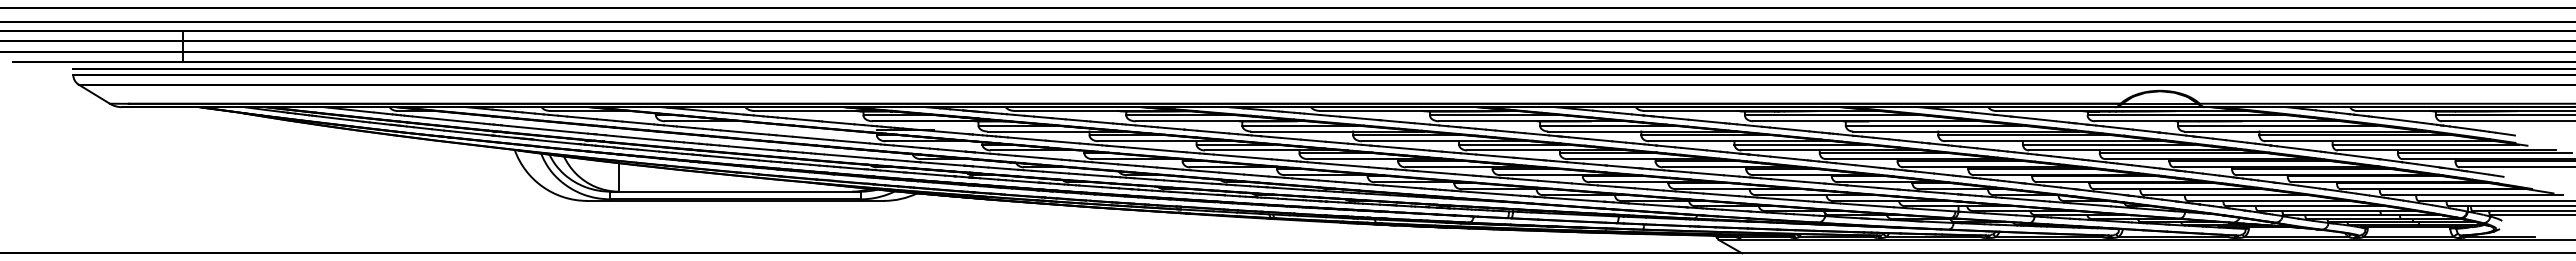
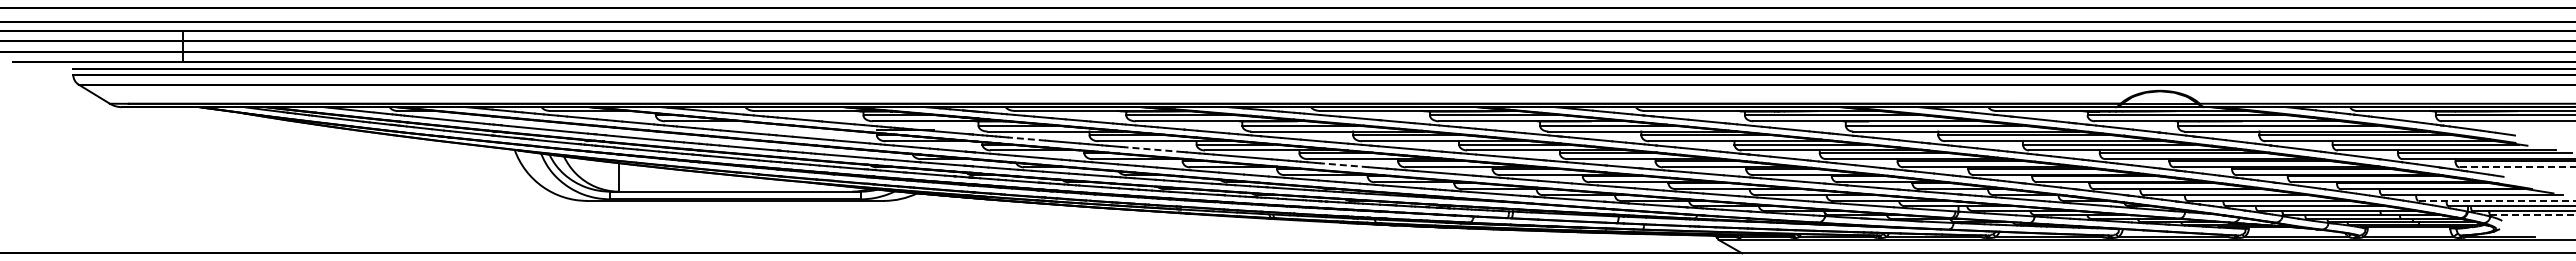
line: solid -> dashed (1026, 139)
line: solid -> dashed (1153, 149)
line: solid -> dashed (1344, 165)
line: solid -> dashed (2517, 167)
line: solid -> dashed (2497, 200)
line: solid -> dashed (2533, 215)
